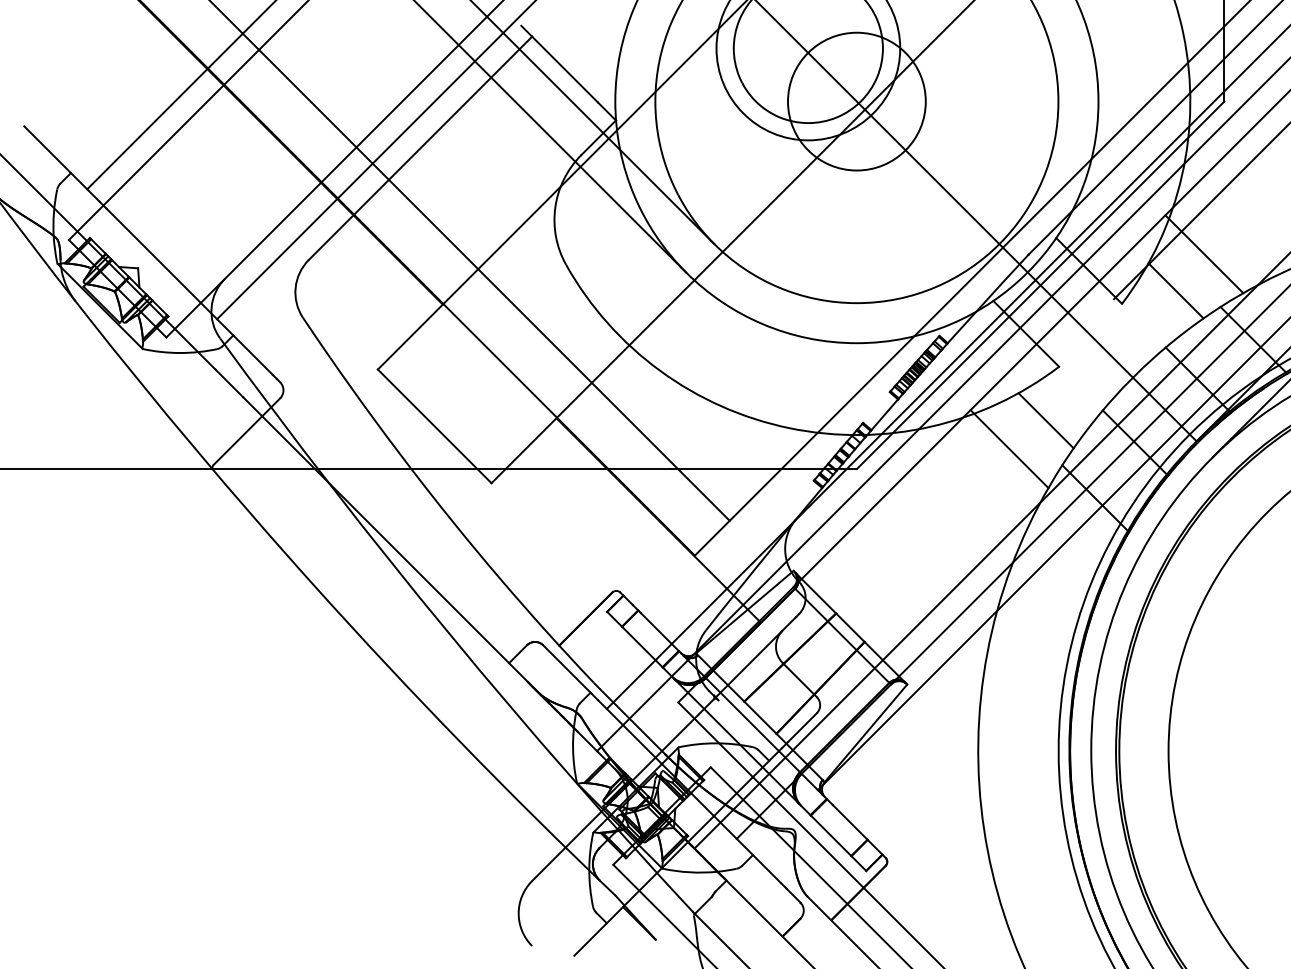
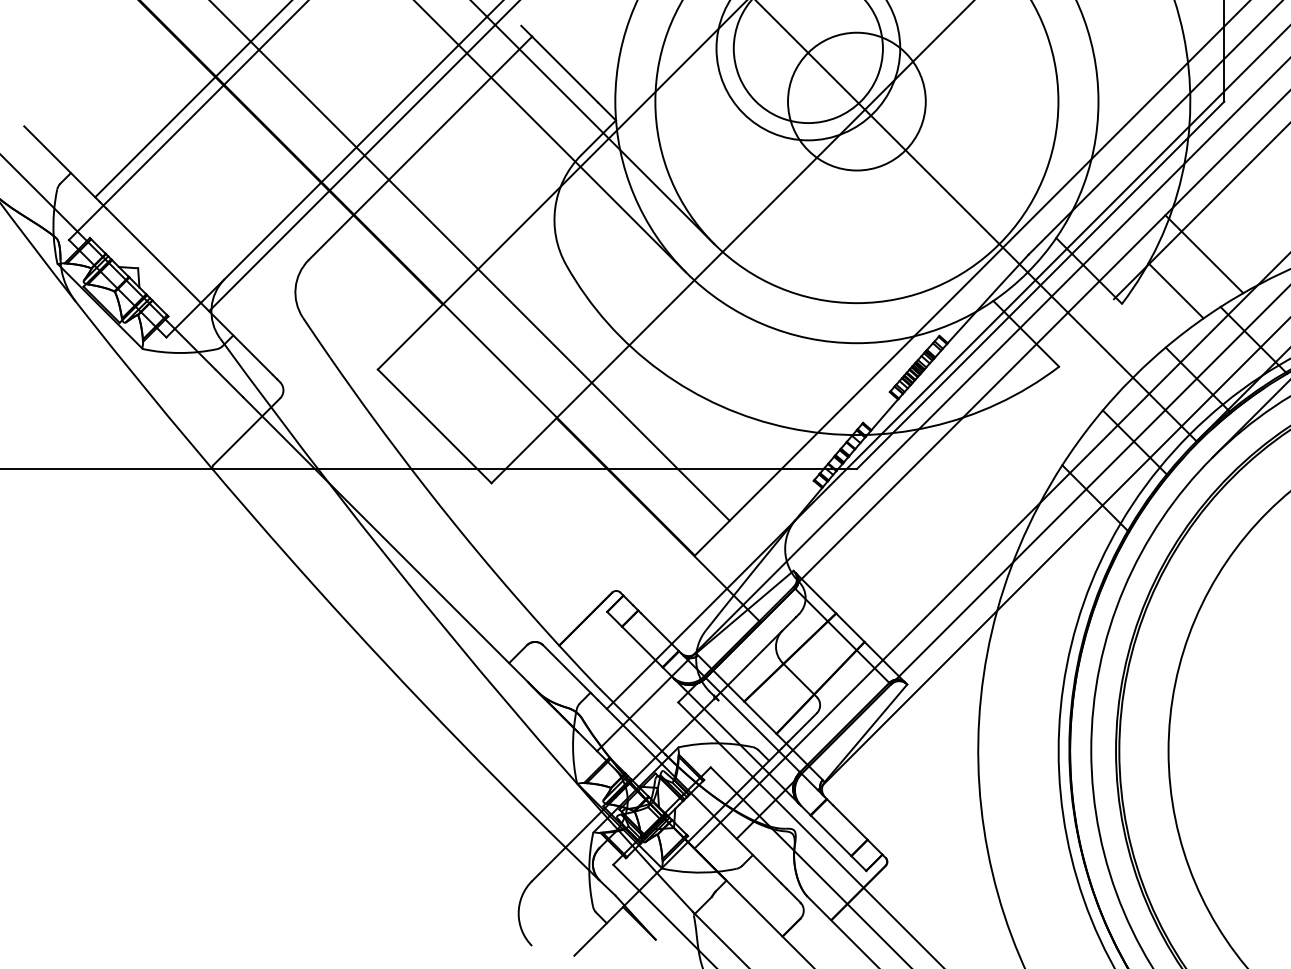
line position: (180, 95) -> (192, 99) (192, 99)
line position: (375, 160) -> (363, 156) (363, 156)
line: present -> none (1045, 420)
line: present -> none (1009, 449)
